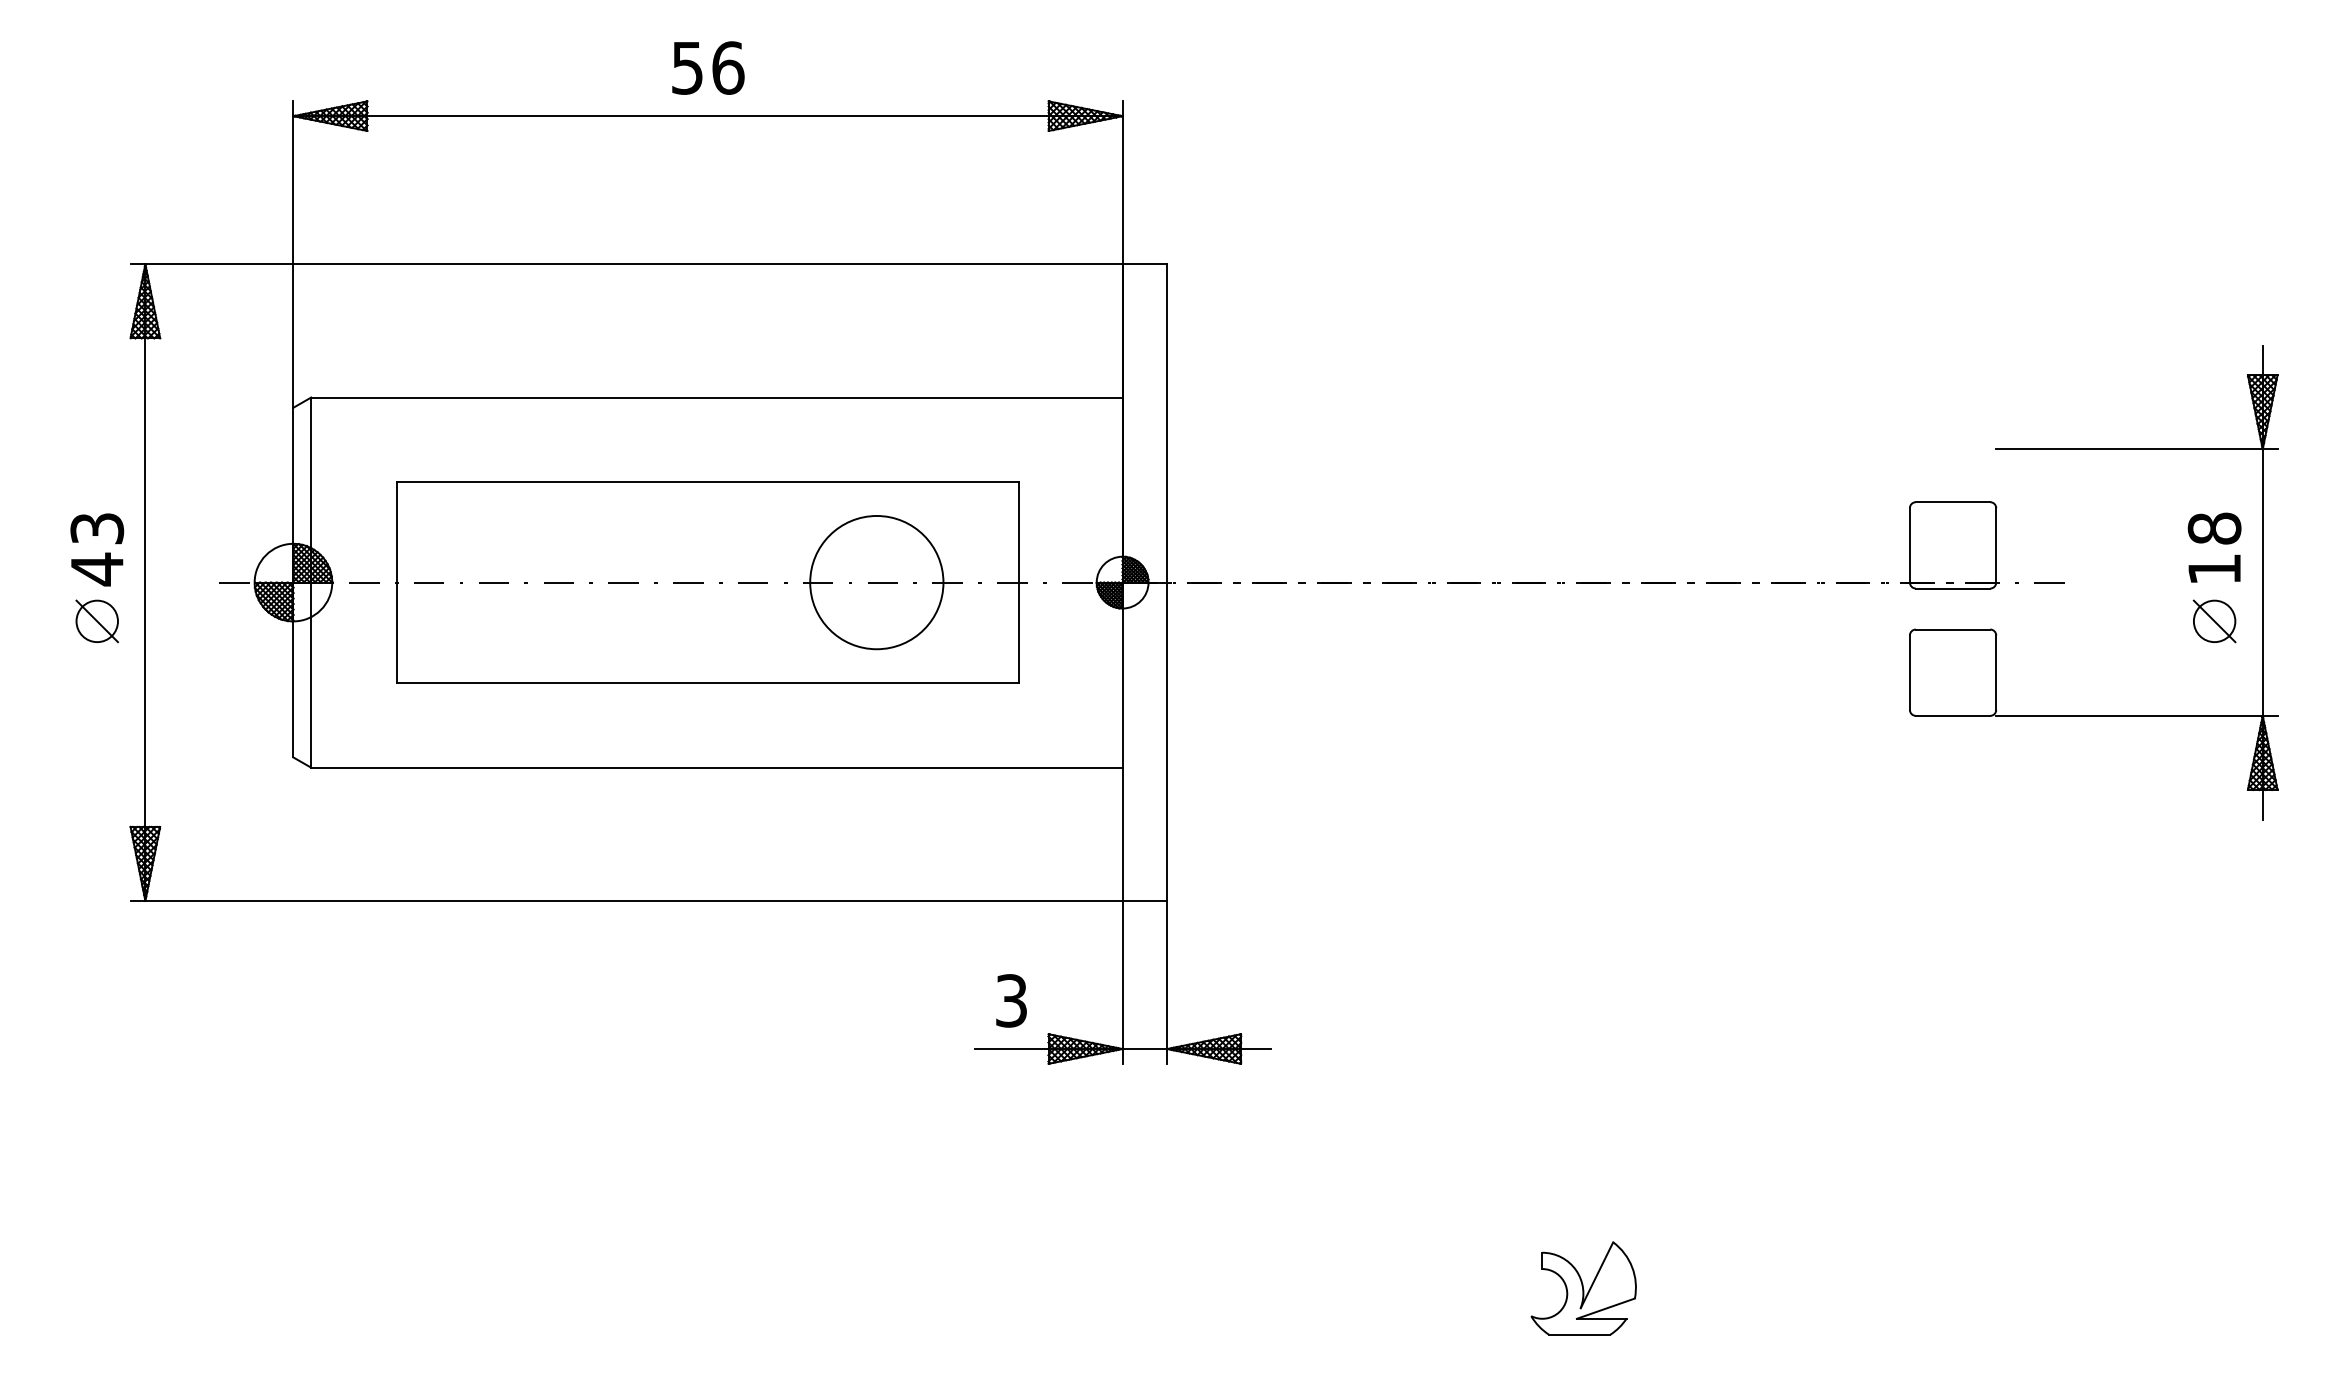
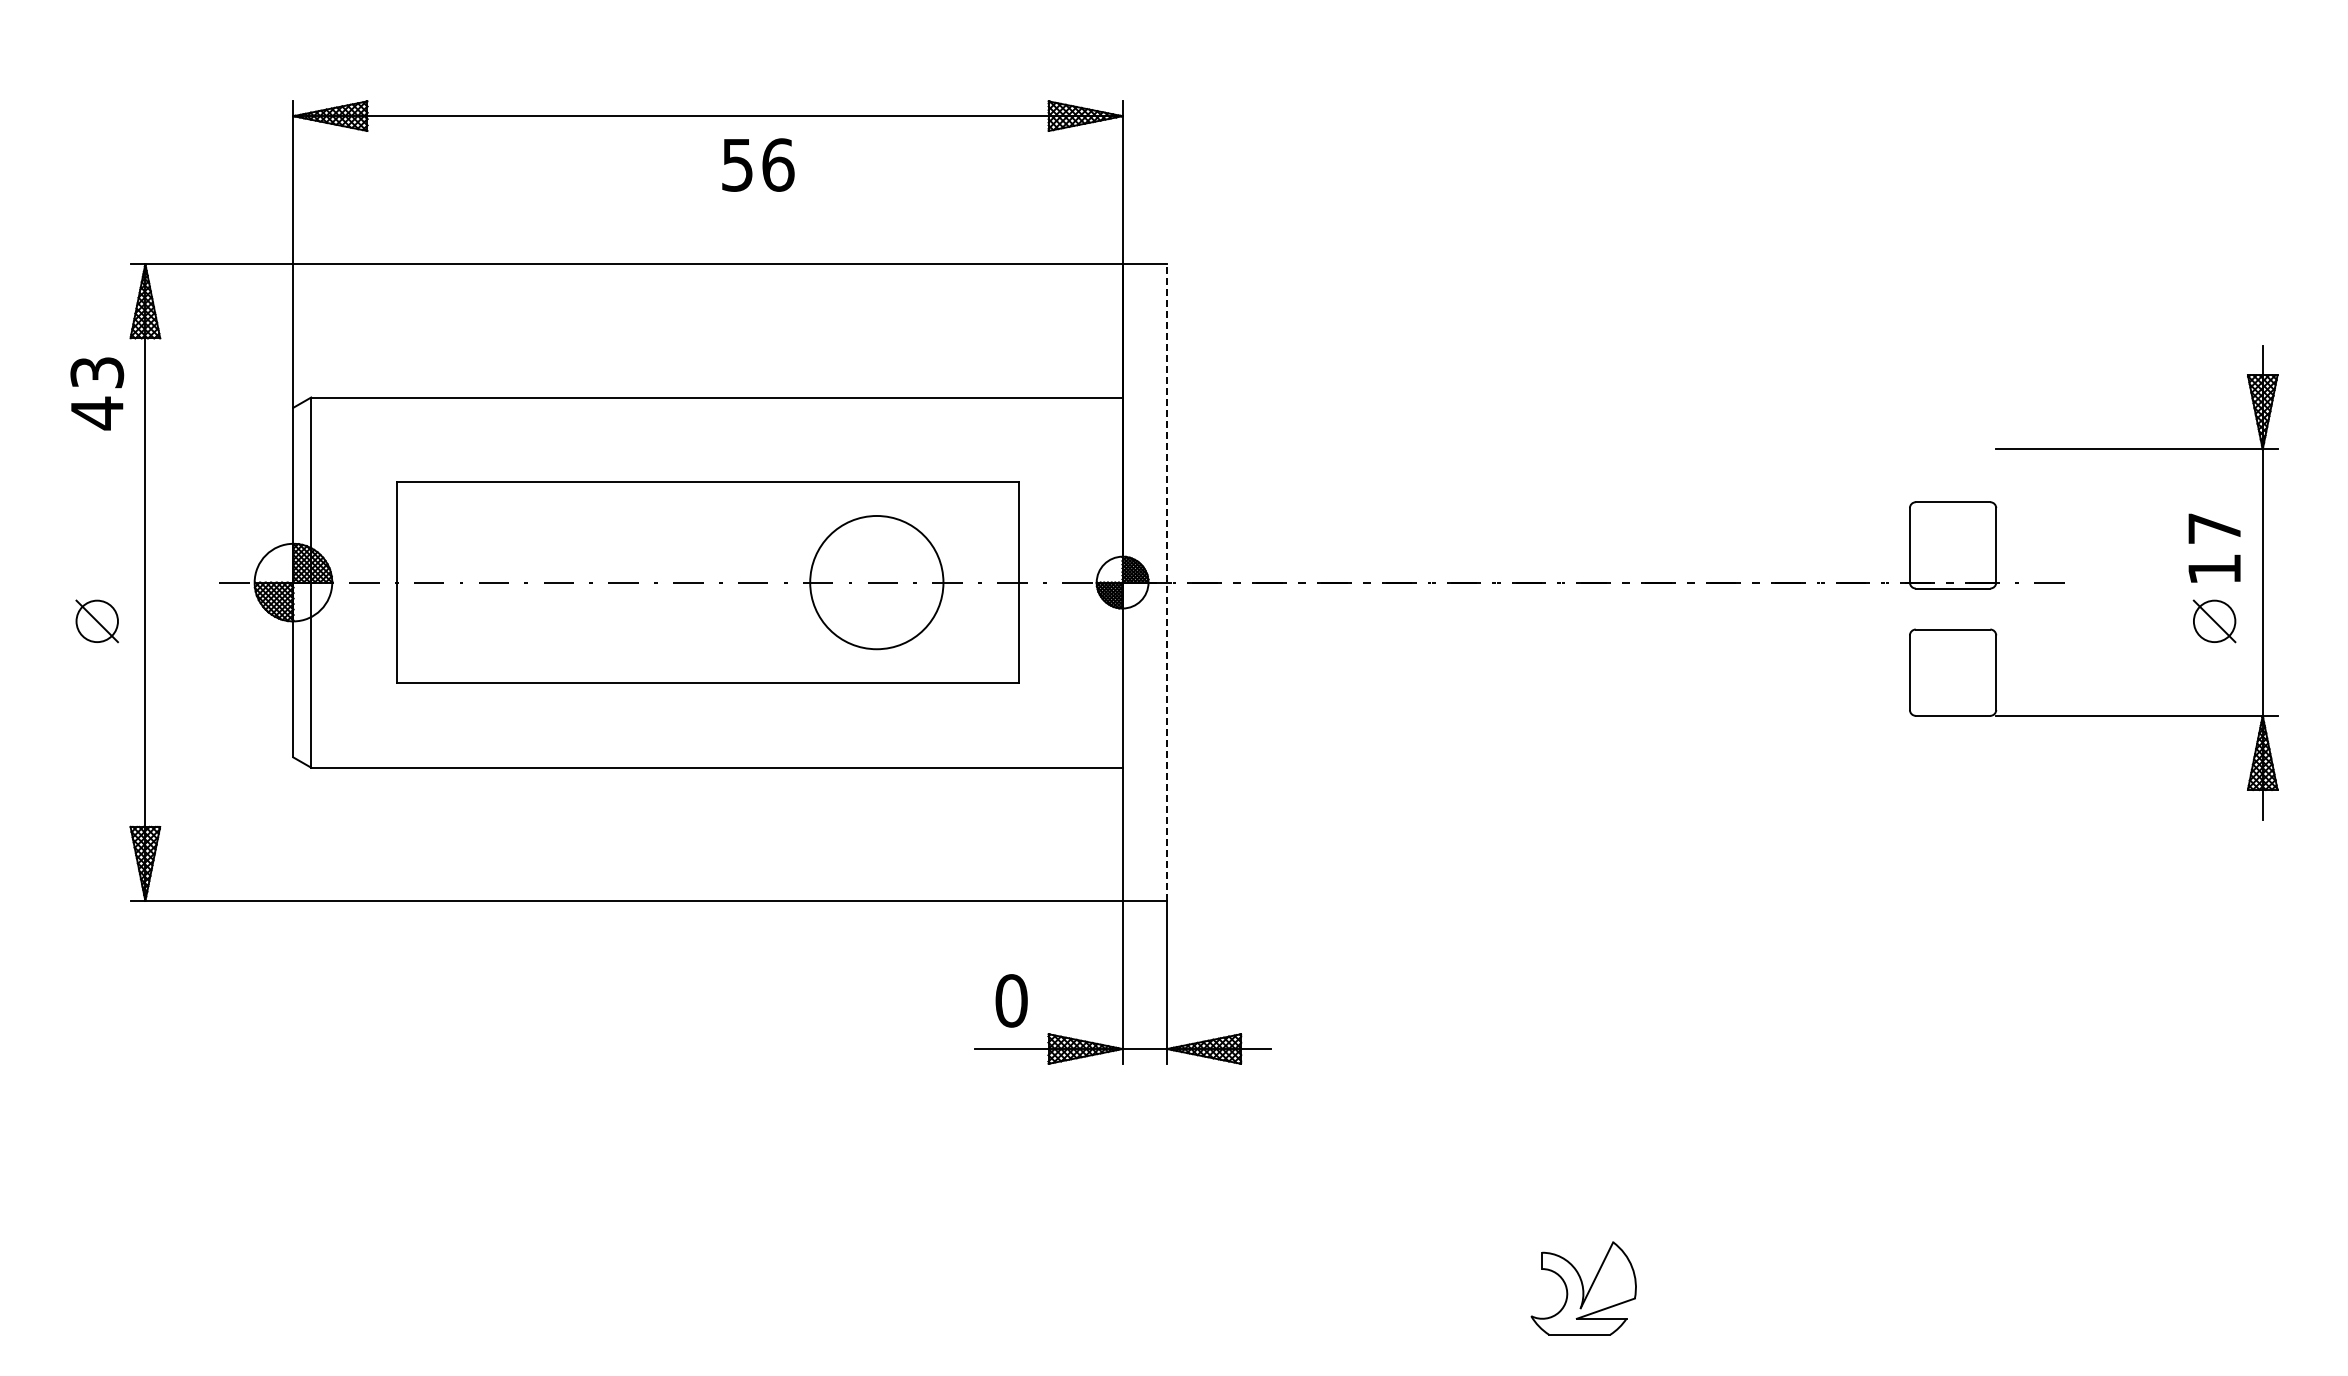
text position: (708, 67) -> (758, 164) (758, 164)
text: 18 -> 17 (2214, 528)
text position: (97, 549) -> (97, 393) (97, 393)
line: solid -> dashed (1167, 582)
text: 3 -> 0 (1011, 1000)
